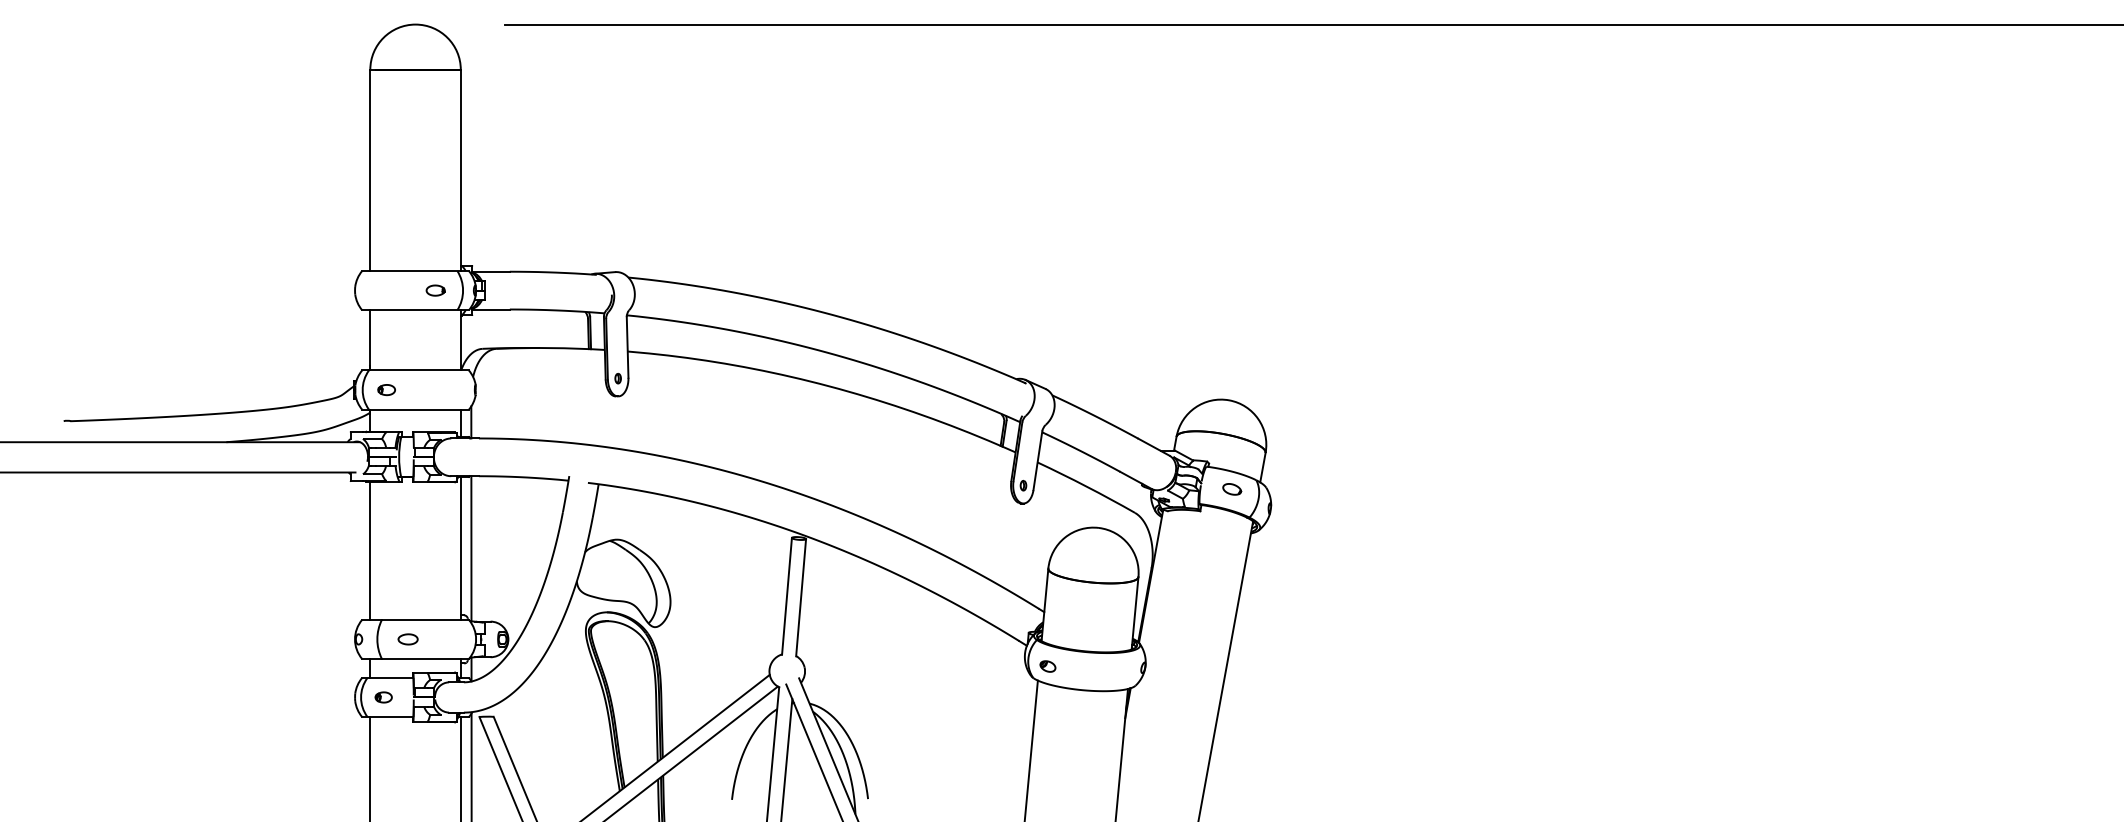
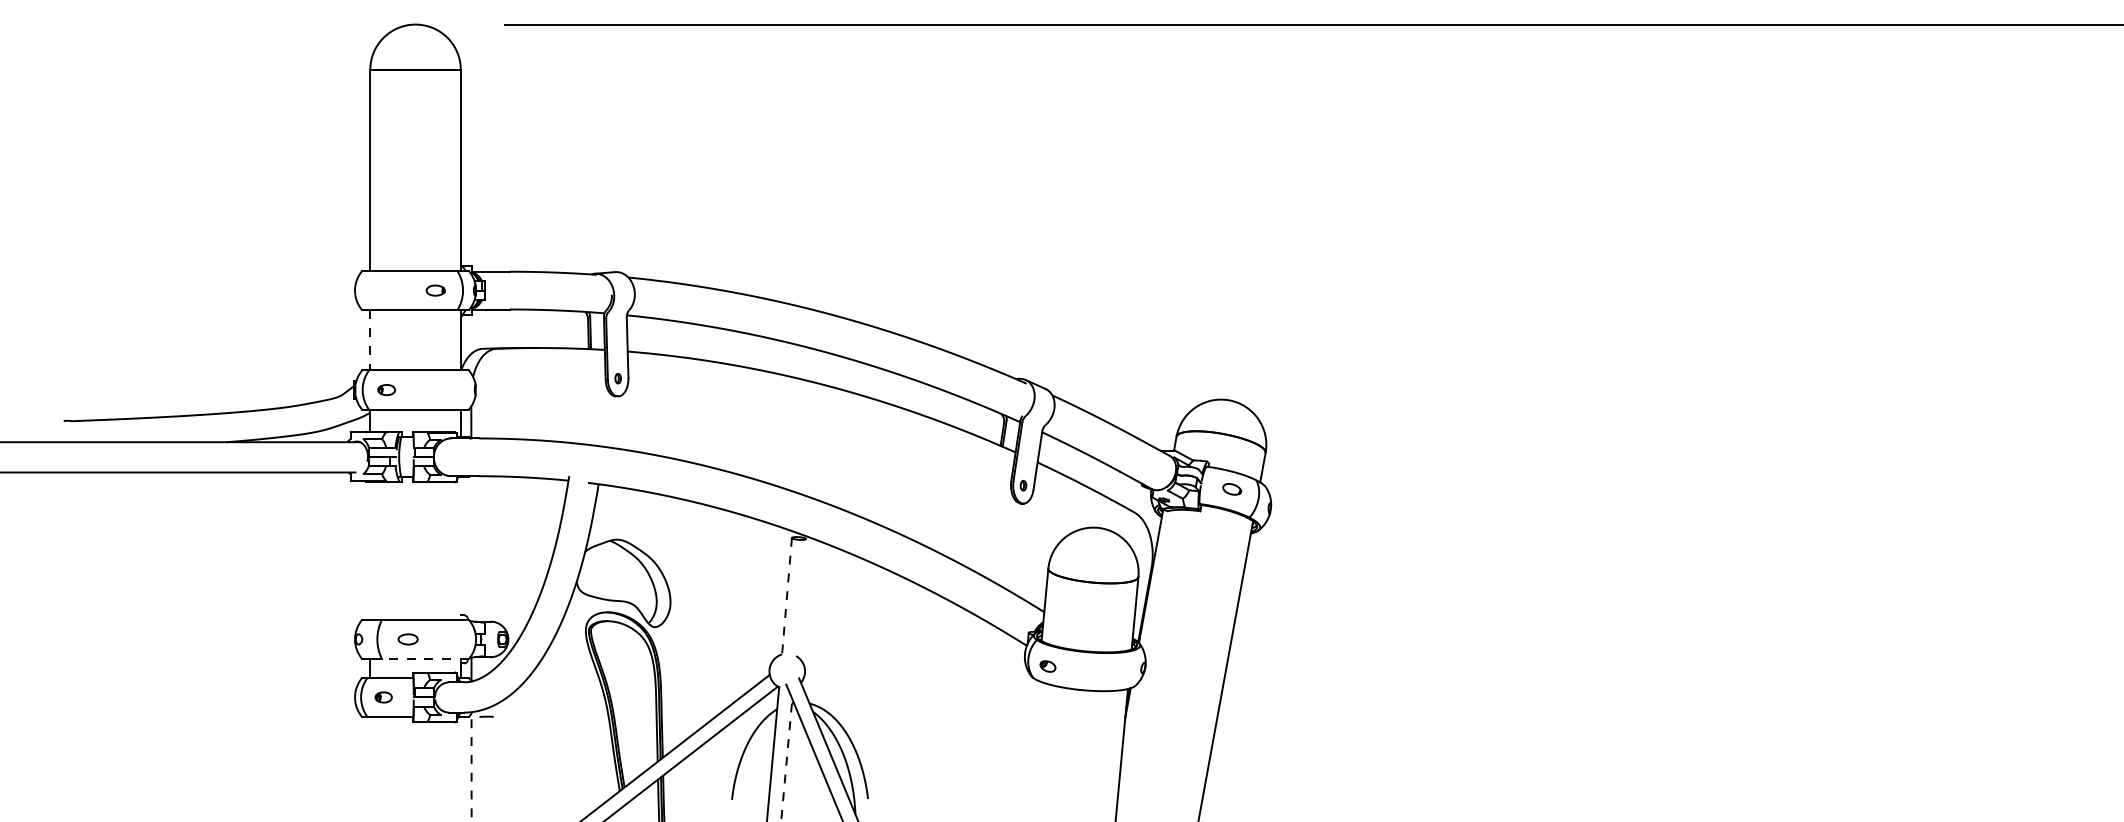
line: solid -> dashed (370, 340)
line: present -> none (460, 547)
line: present -> none (471, 548)
line: present -> none (370, 550)
line: solid -> dashed (787, 596)
line: present -> none (801, 597)
line: solid -> dashed (424, 659)
line: present -> none (1030, 749)
line: solid -> dashed (786, 759)
line: present -> none (370, 767)
line: present -> none (460, 767)
line: solid -> dashed (471, 767)
line: present -> none (500, 767)
line: present -> none (514, 767)
